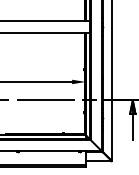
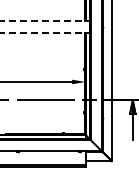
line: solid -> dashed (45, 20)
line: solid -> dashed (45, 33)
